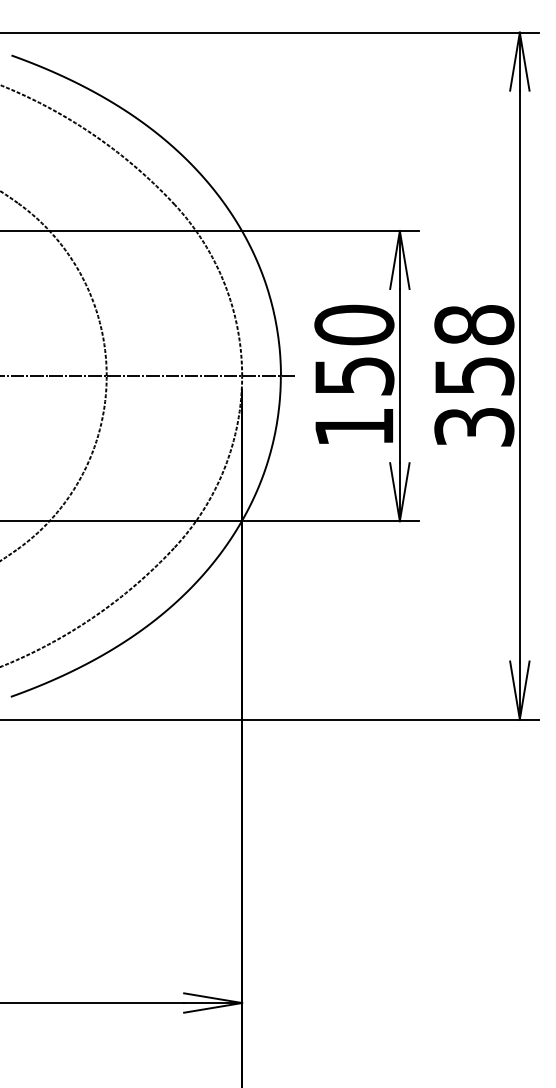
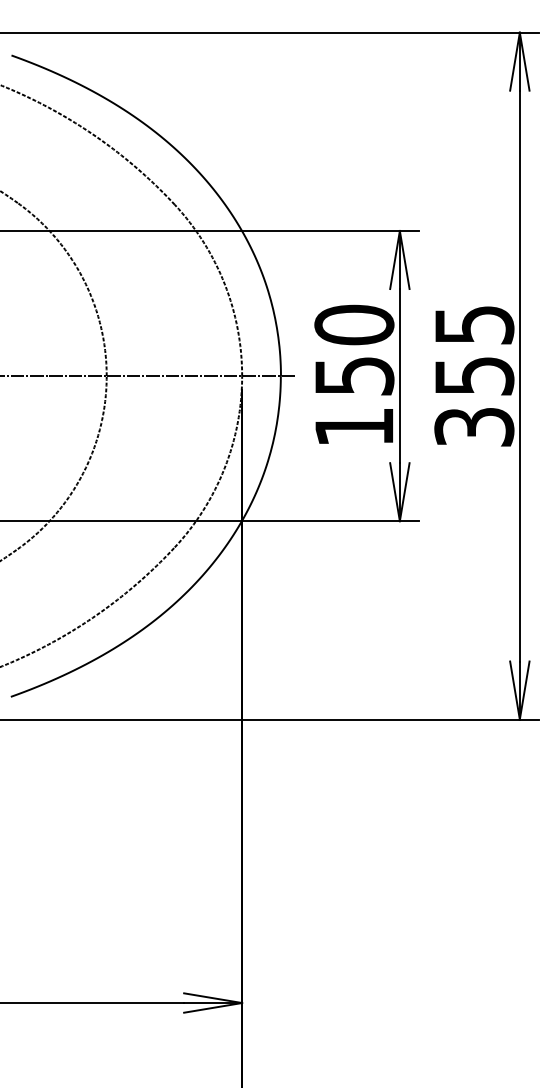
text: 358 -> 355 (474, 325)
